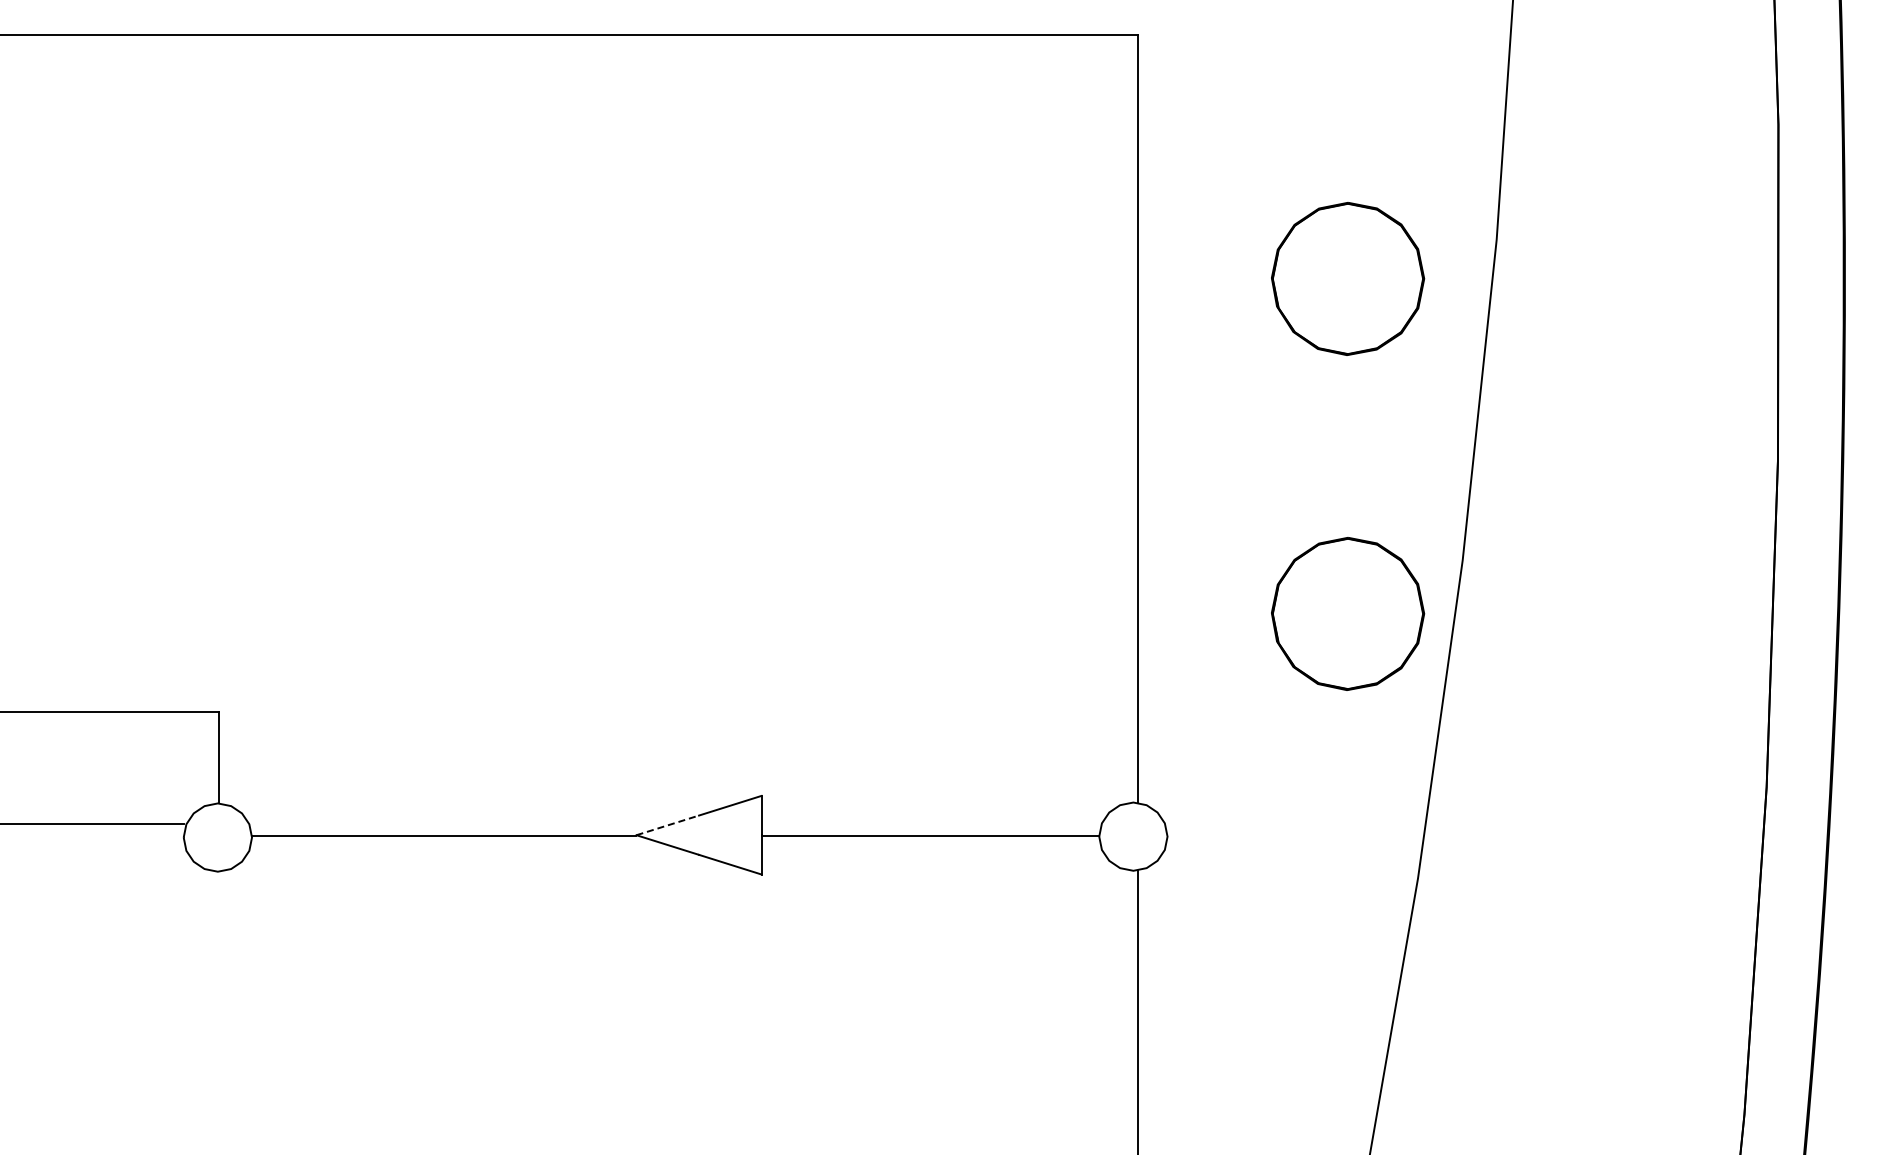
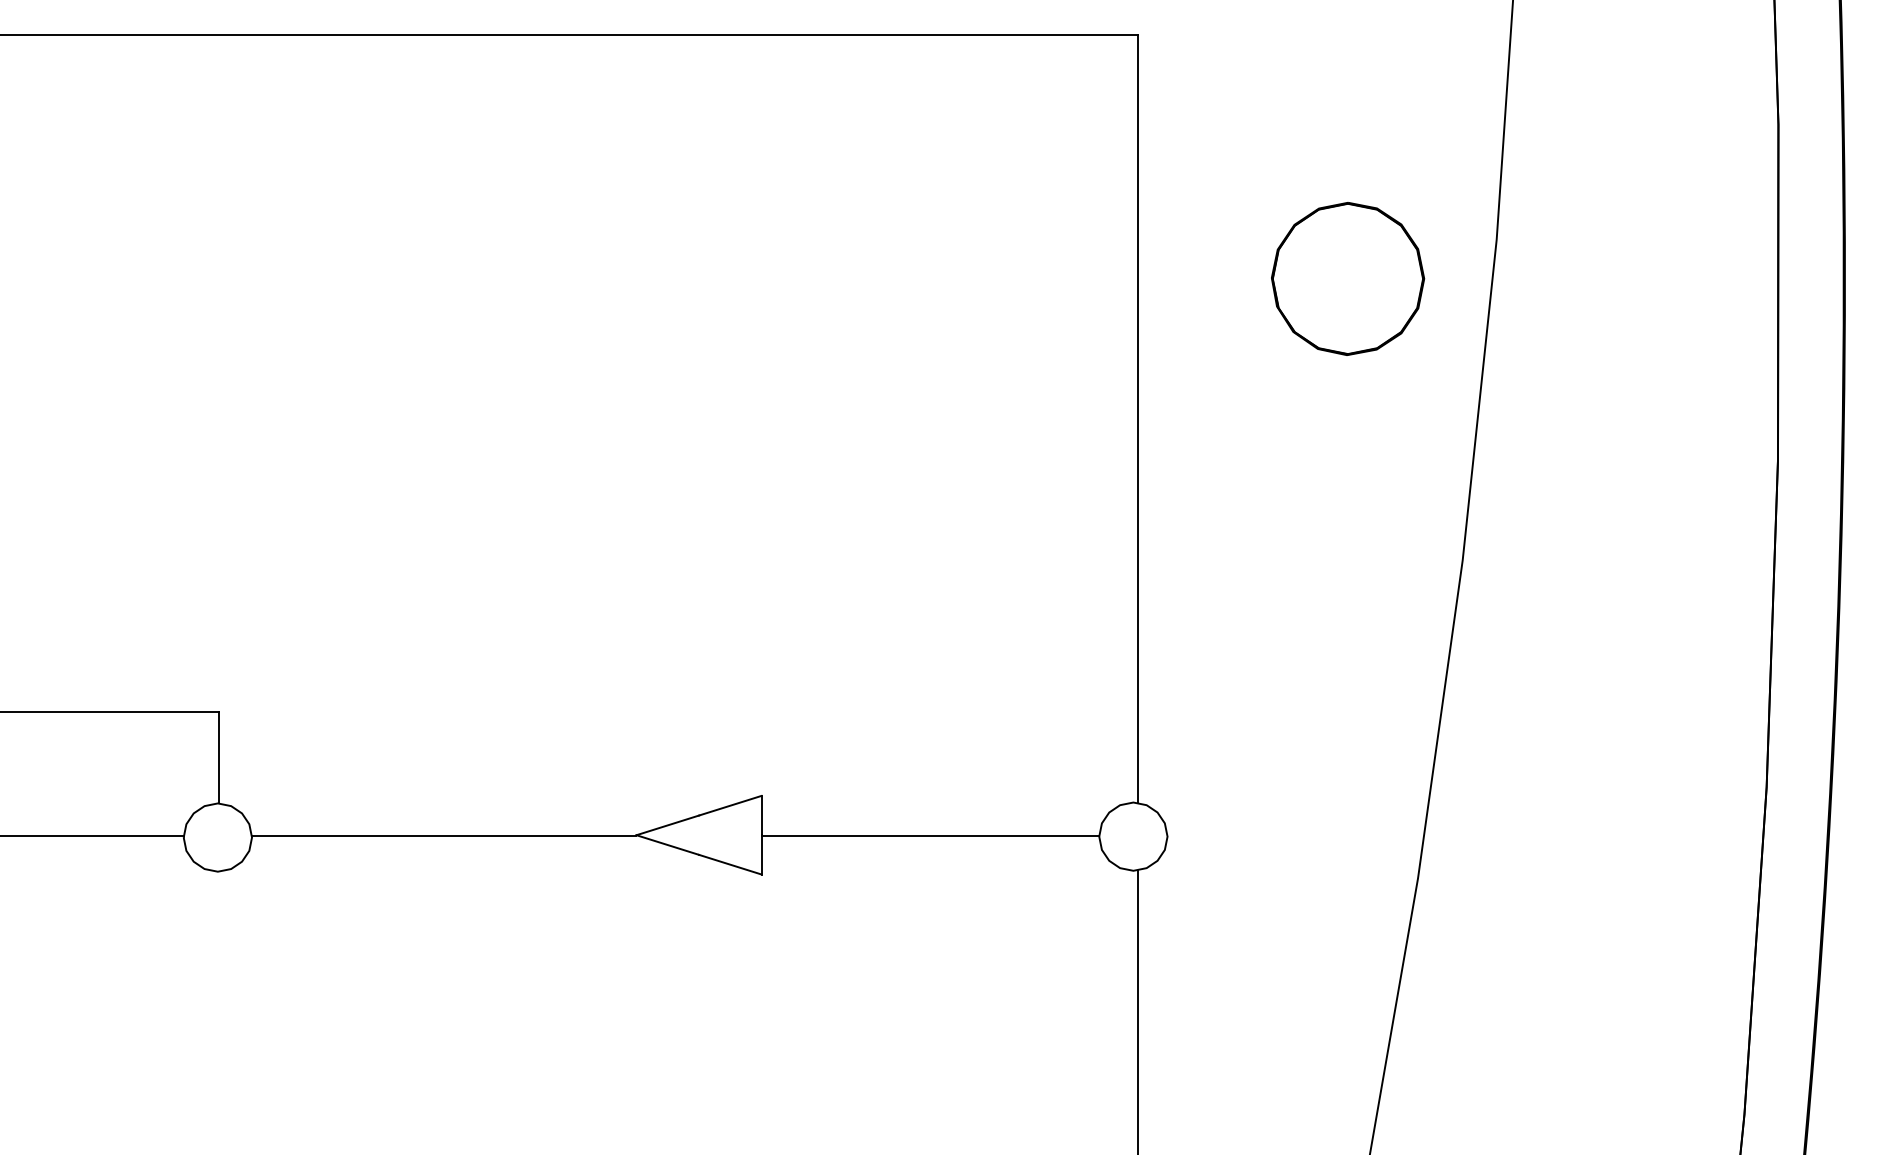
part: present -> none (1348, 613)
line position: (92, 823) -> (92, 835) (92, 835)
line: dashed -> solid (667, 825)
